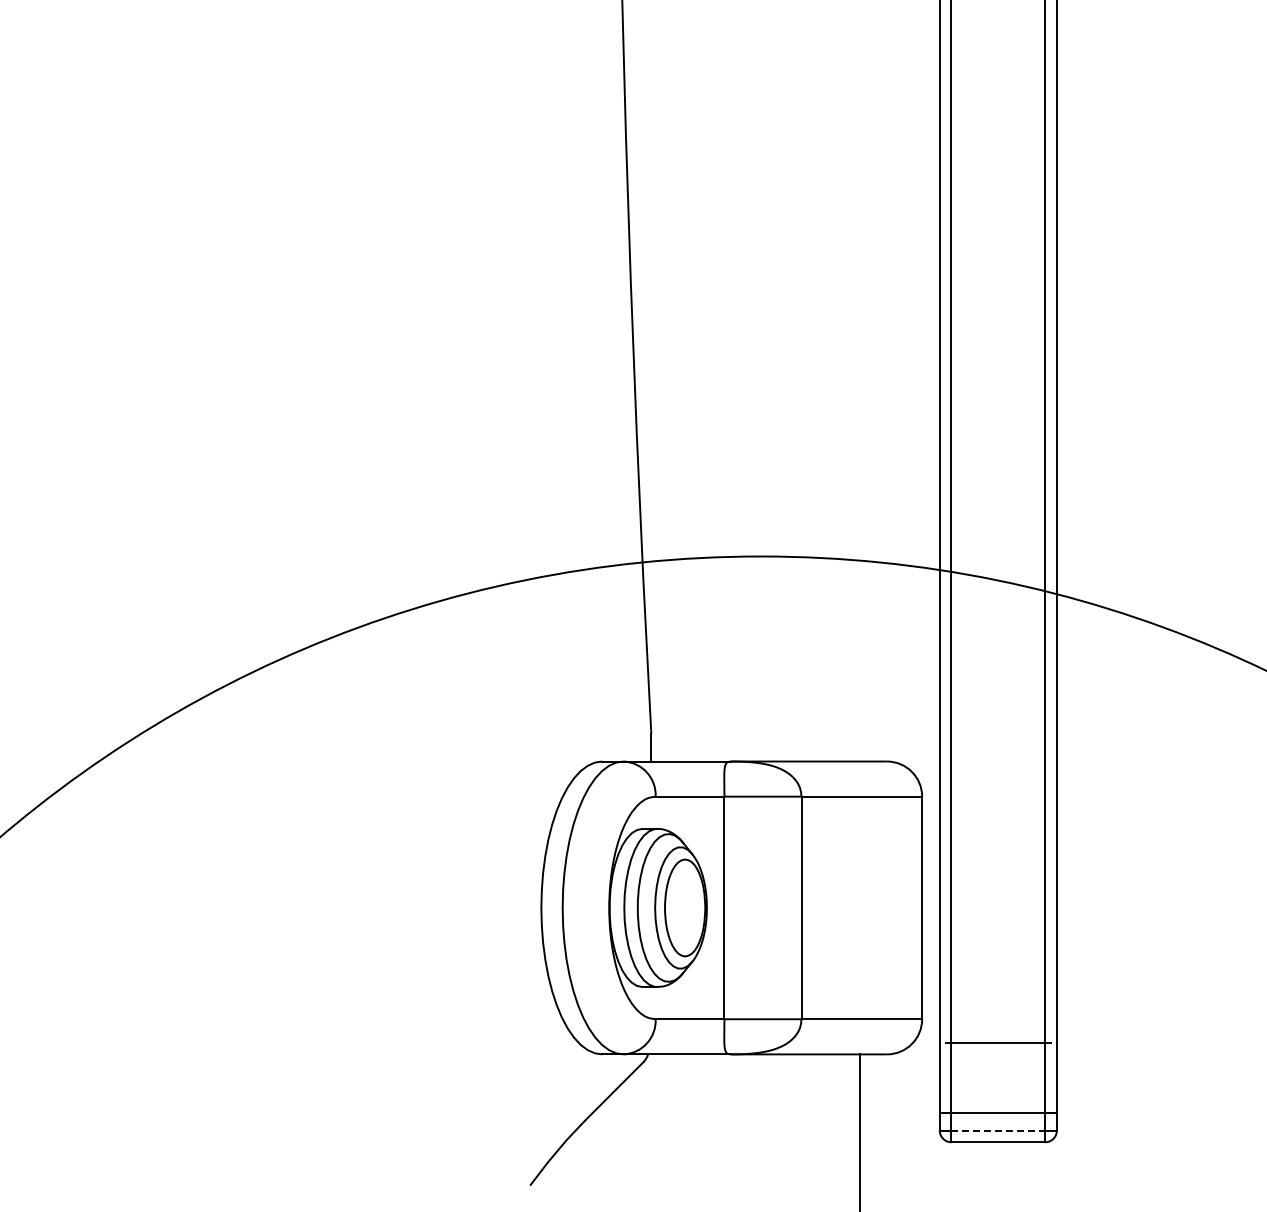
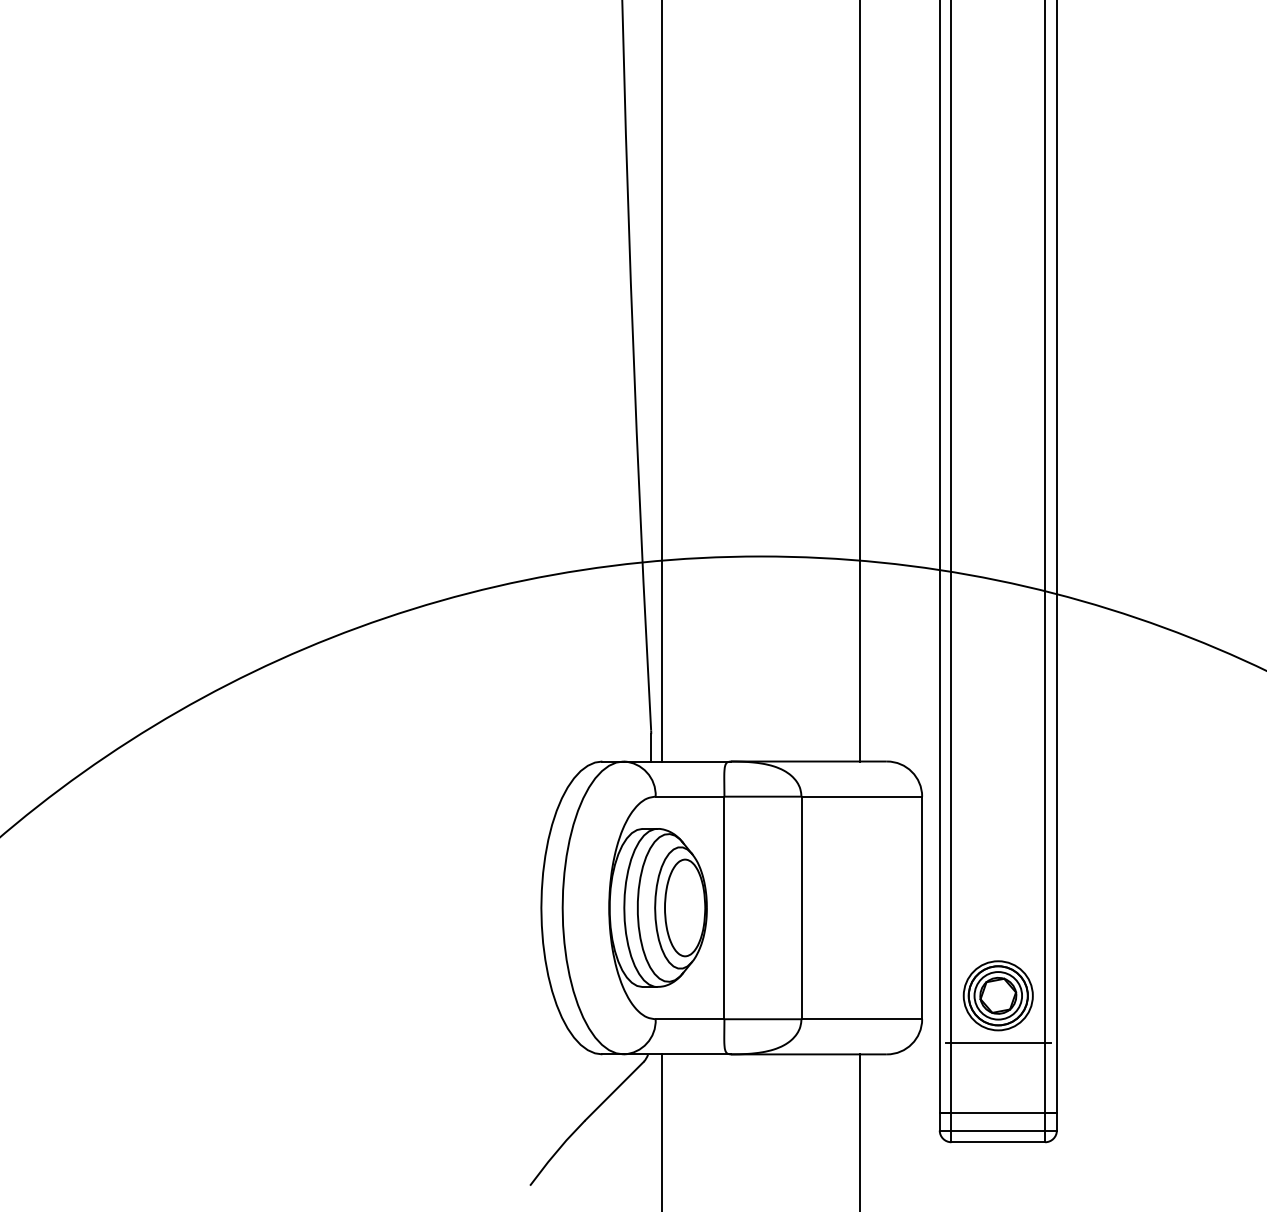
line: none -> present (662, 381)
line: none -> present (859, 381)
part: none -> present (997, 995)
line: dashed -> solid (998, 1130)
line: none -> present (662, 1131)
